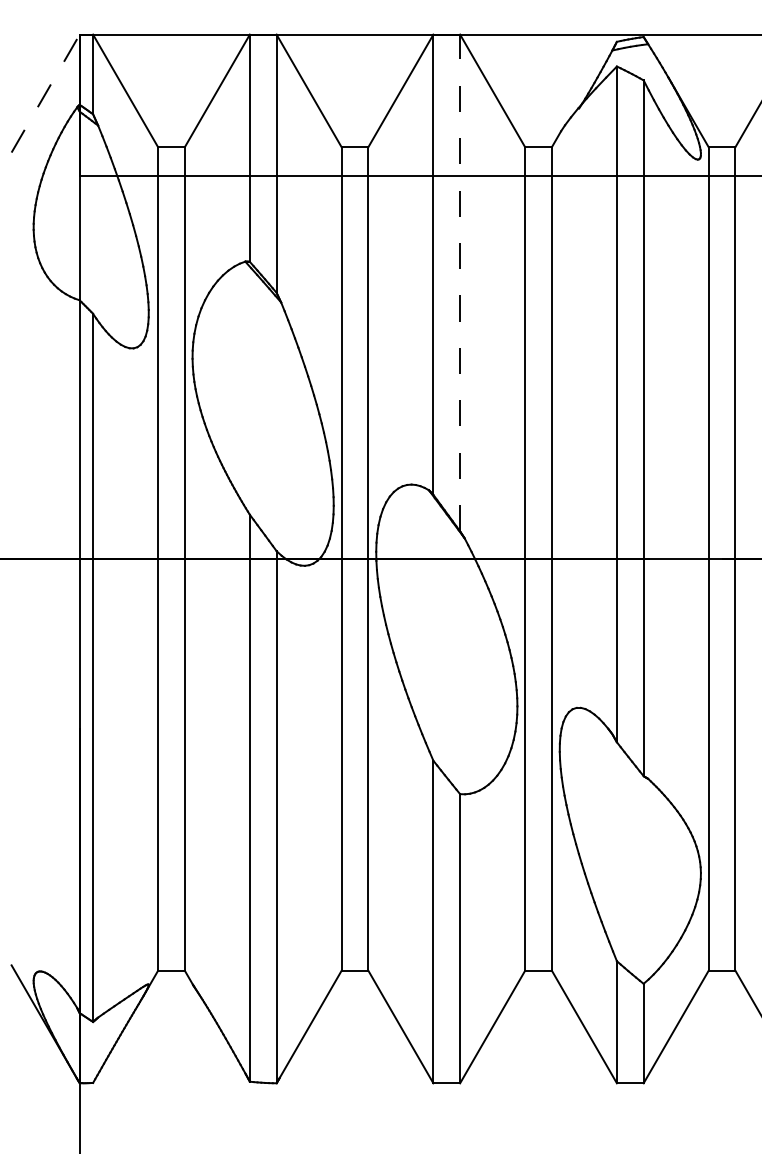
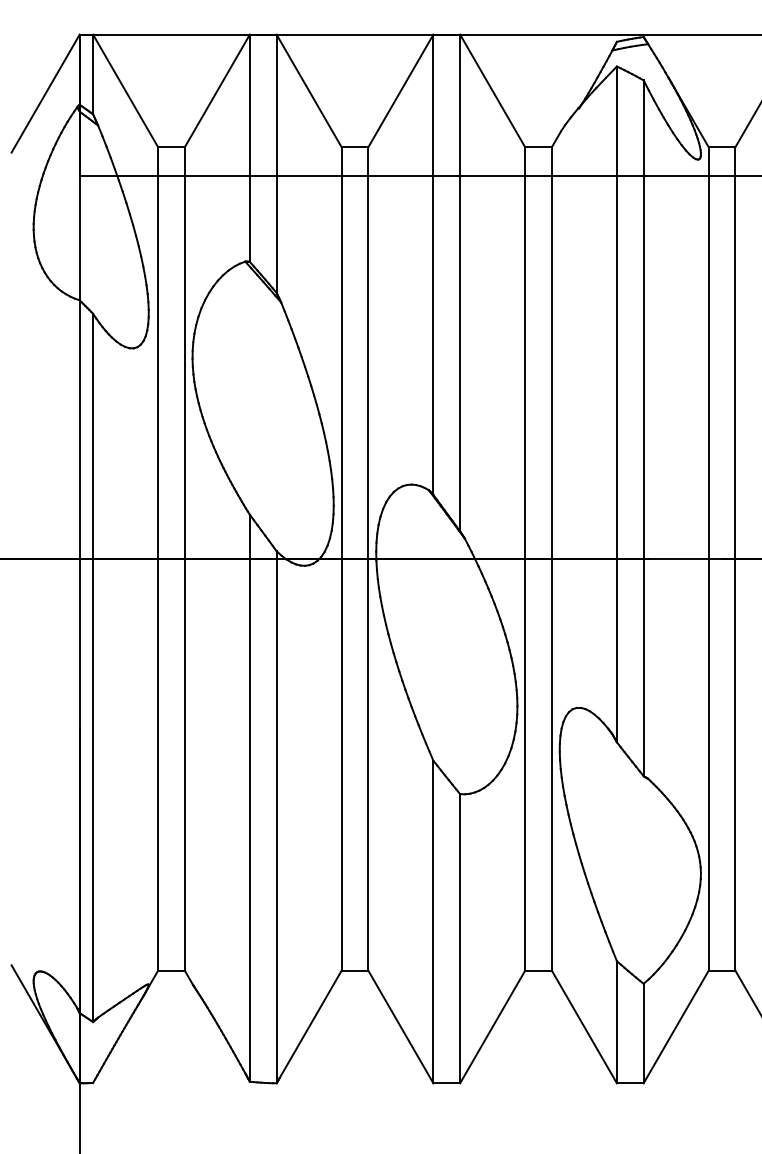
line: dashed -> solid (45, 93)
line: dashed -> solid (460, 282)
